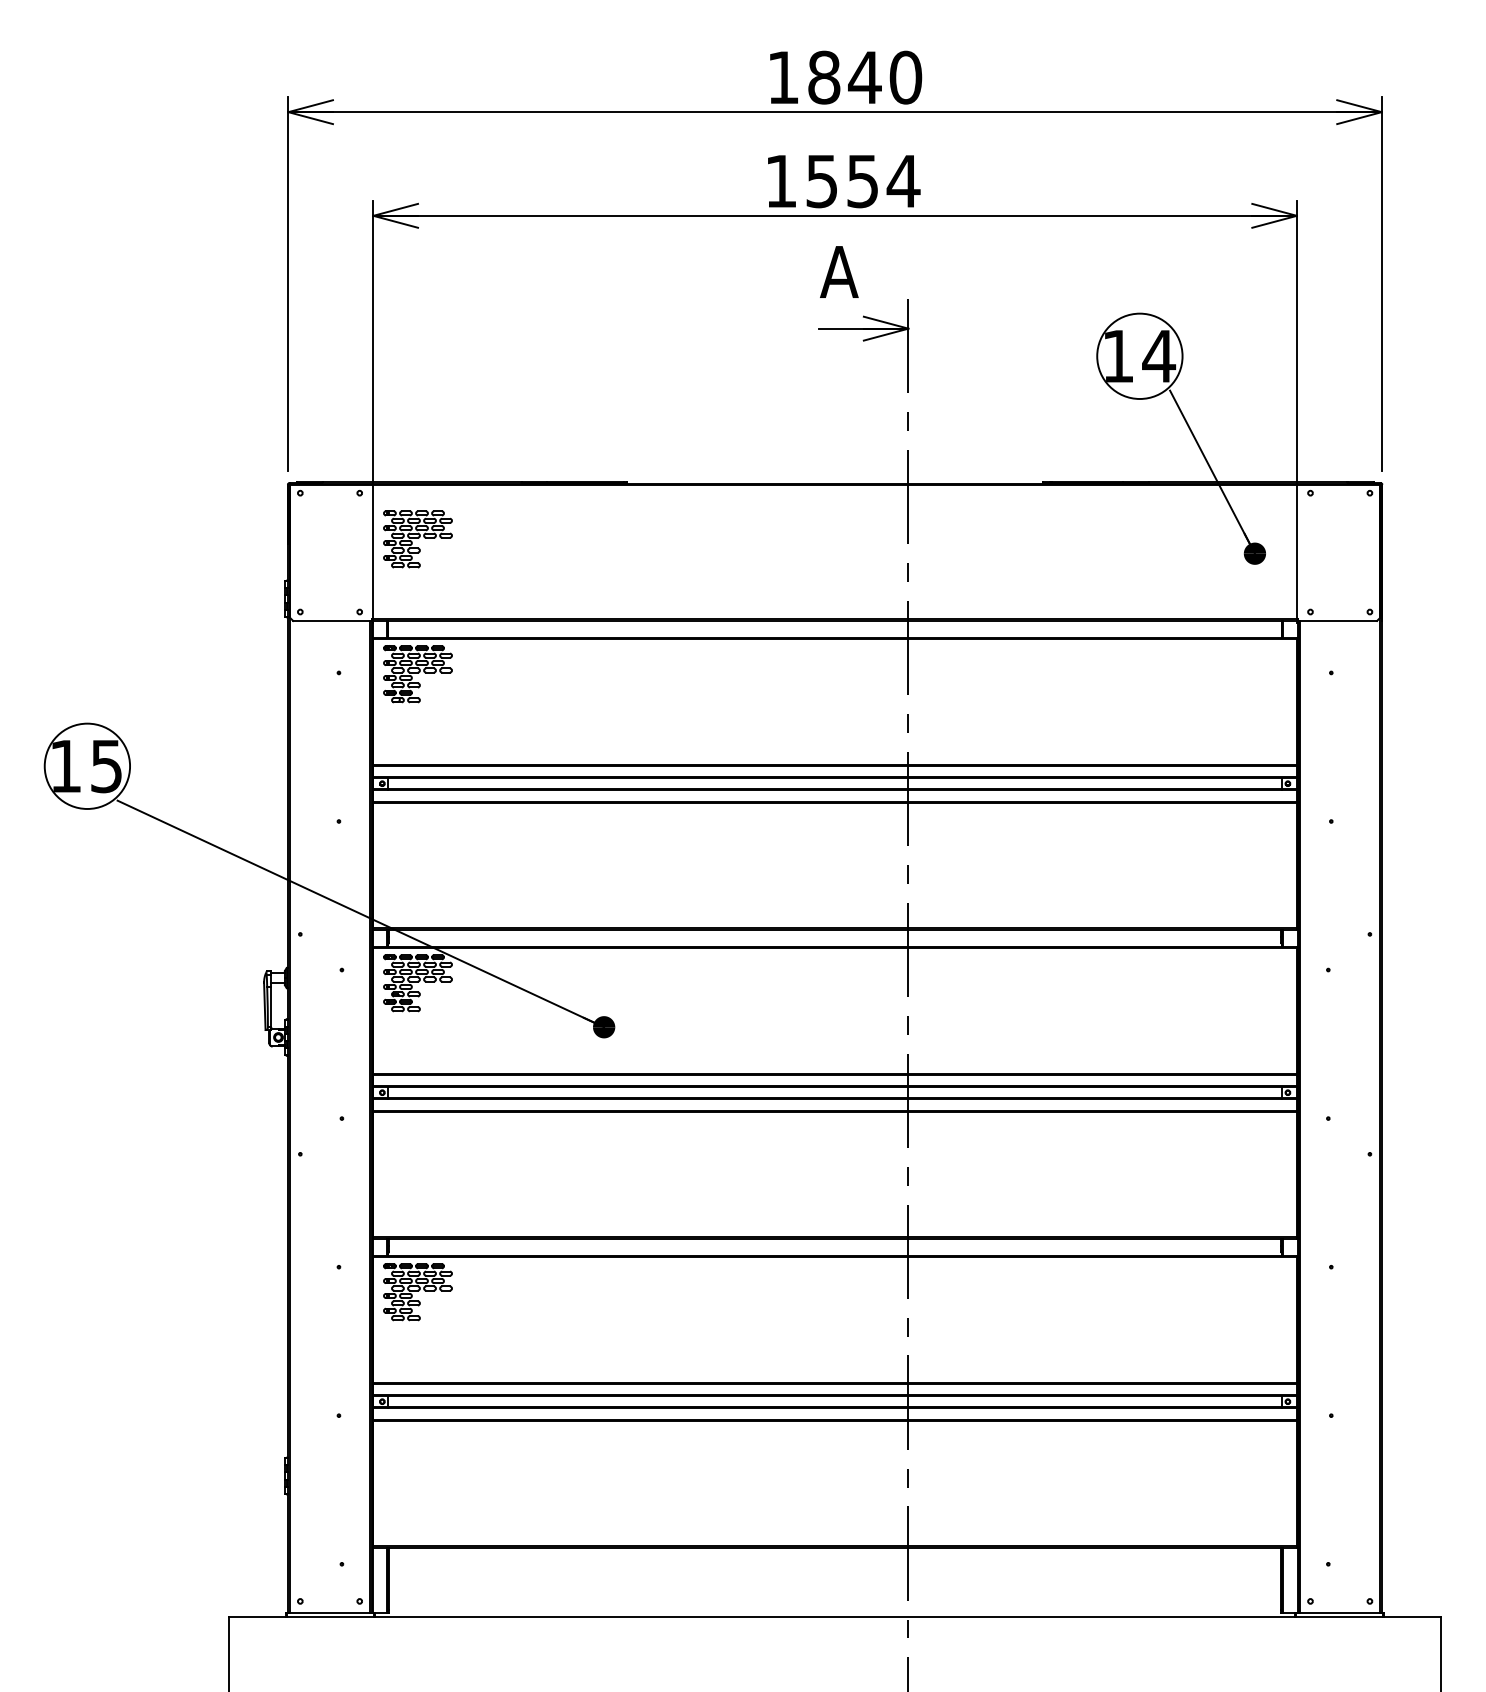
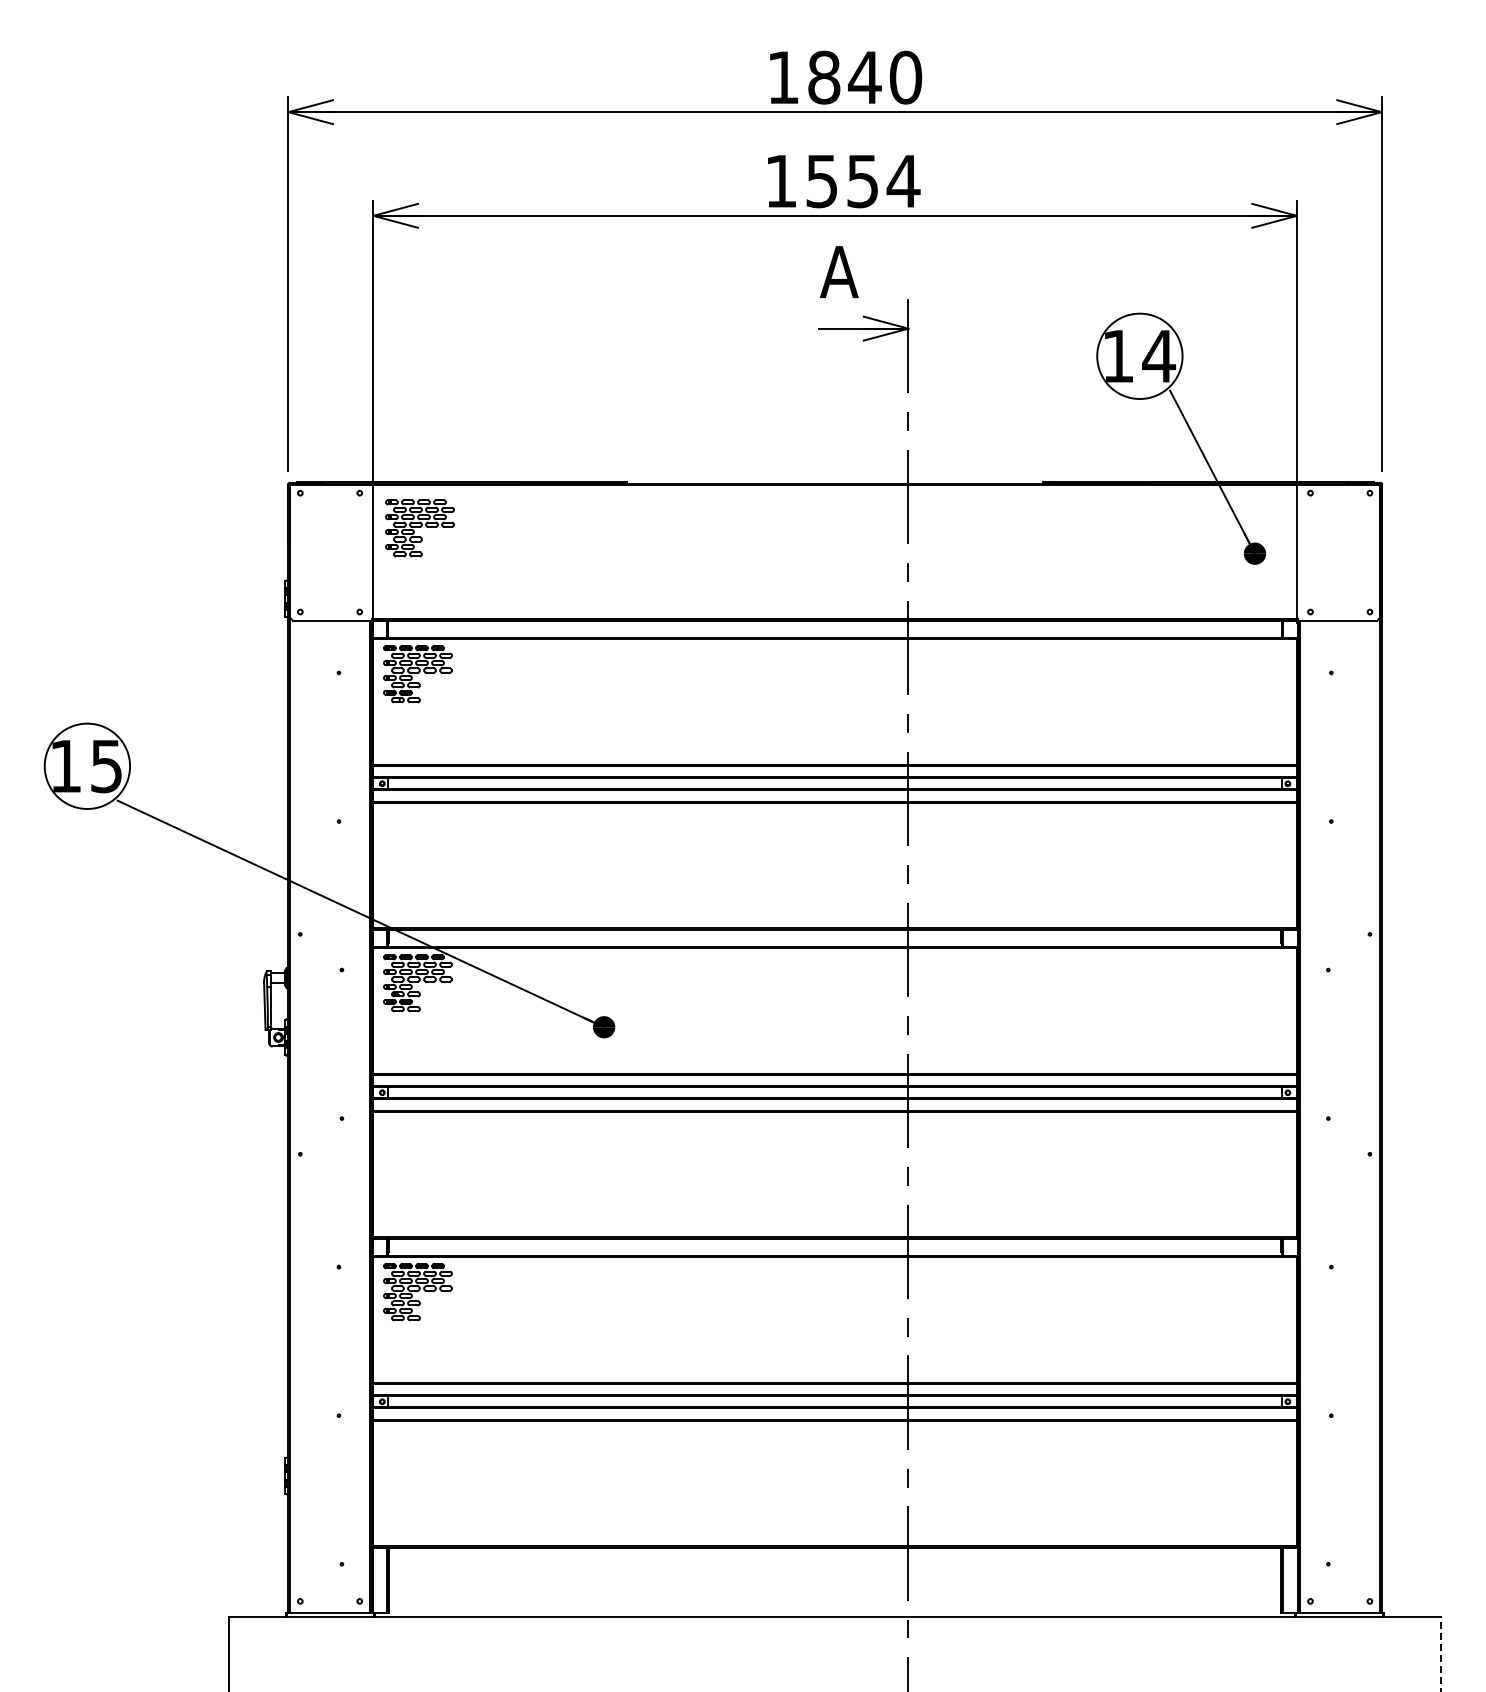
part position: (417, 539) -> (419, 528) (419, 528)
line: solid -> dashed (1441, 1653)
